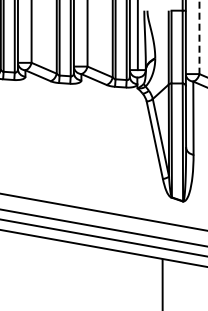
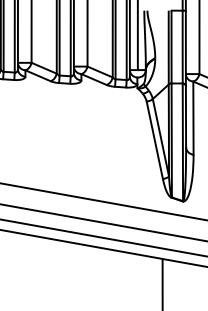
line: dashed -> solid (199, 37)
line position: (103, 212) -> (103, 201) (103, 201)
line position: (103, 227) -> (103, 222) (103, 222)
